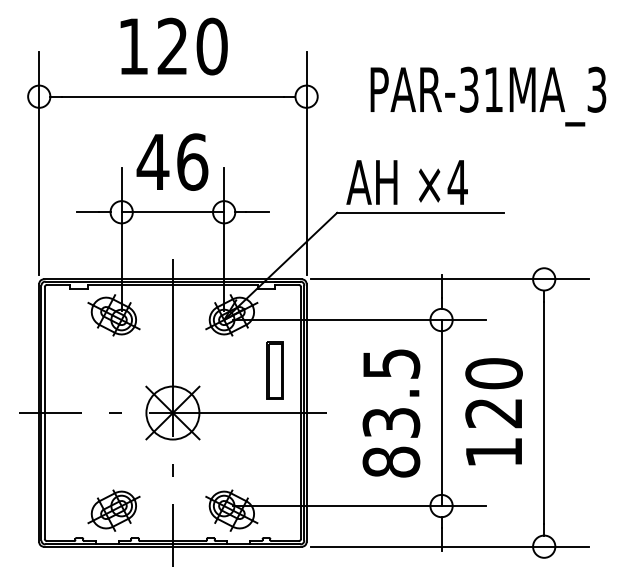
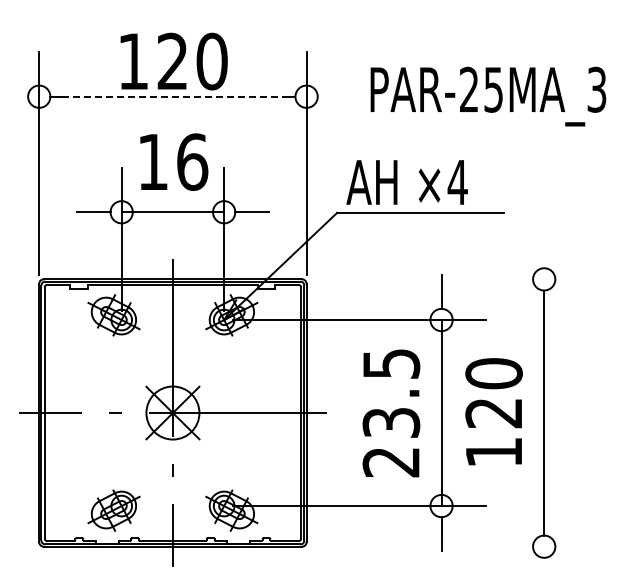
text position: (173, 46) -> (173, 61) (173, 61)
text: PAR-31MA_3 -> PAR-25MA_3 (481, 89)
line: solid -> dashed (173, 96)
text: 46 -> 16 (152, 161)
line: present -> none (449, 279)
part: present -> none (274, 370)
text: 83.5 -> 23.5 (391, 461)
line: present -> none (449, 546)
